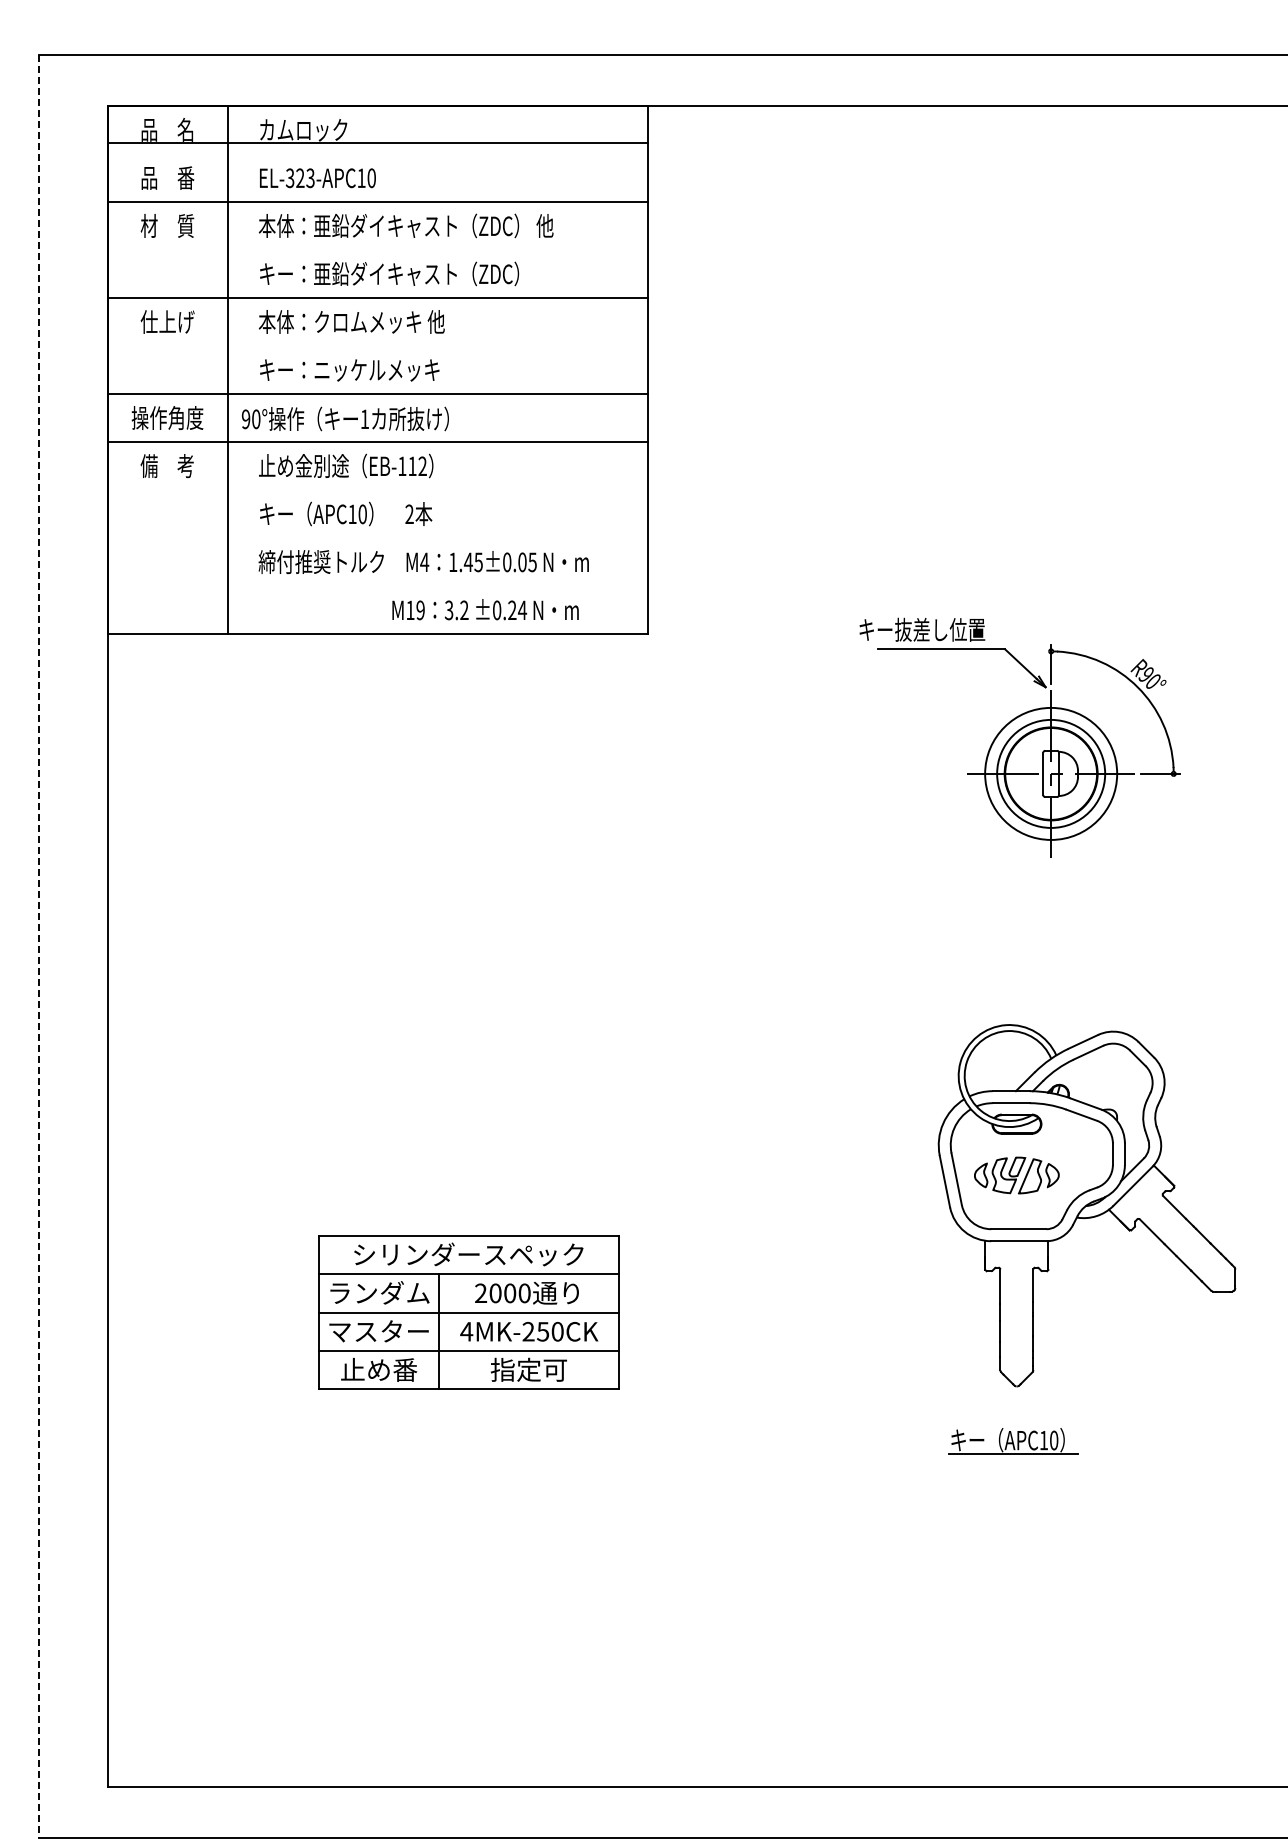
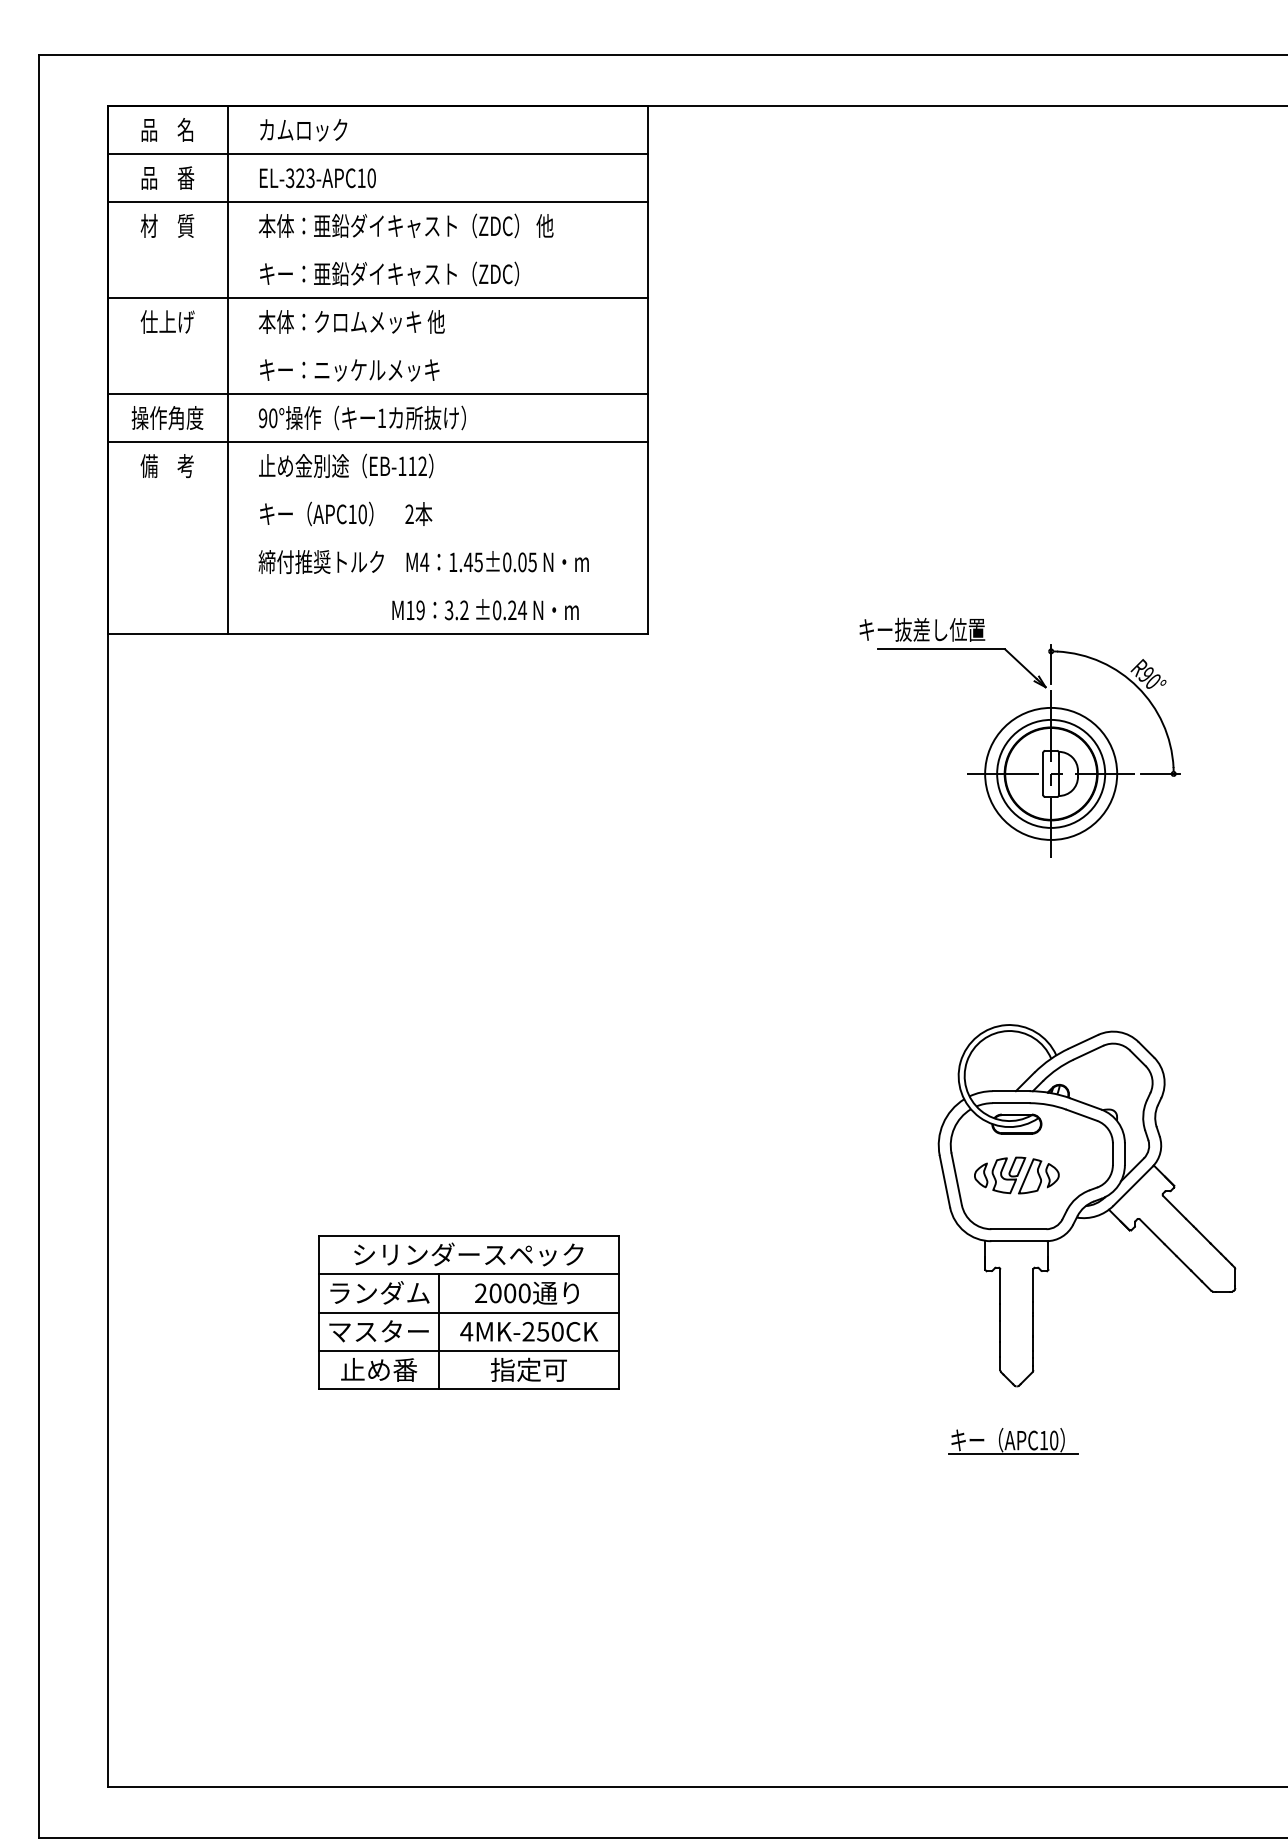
line position: (377, 143) -> (377, 154) (377, 154)
text position: (345, 418) -> (362, 417) (362, 417)
line: dashed -> solid (38, 947)
